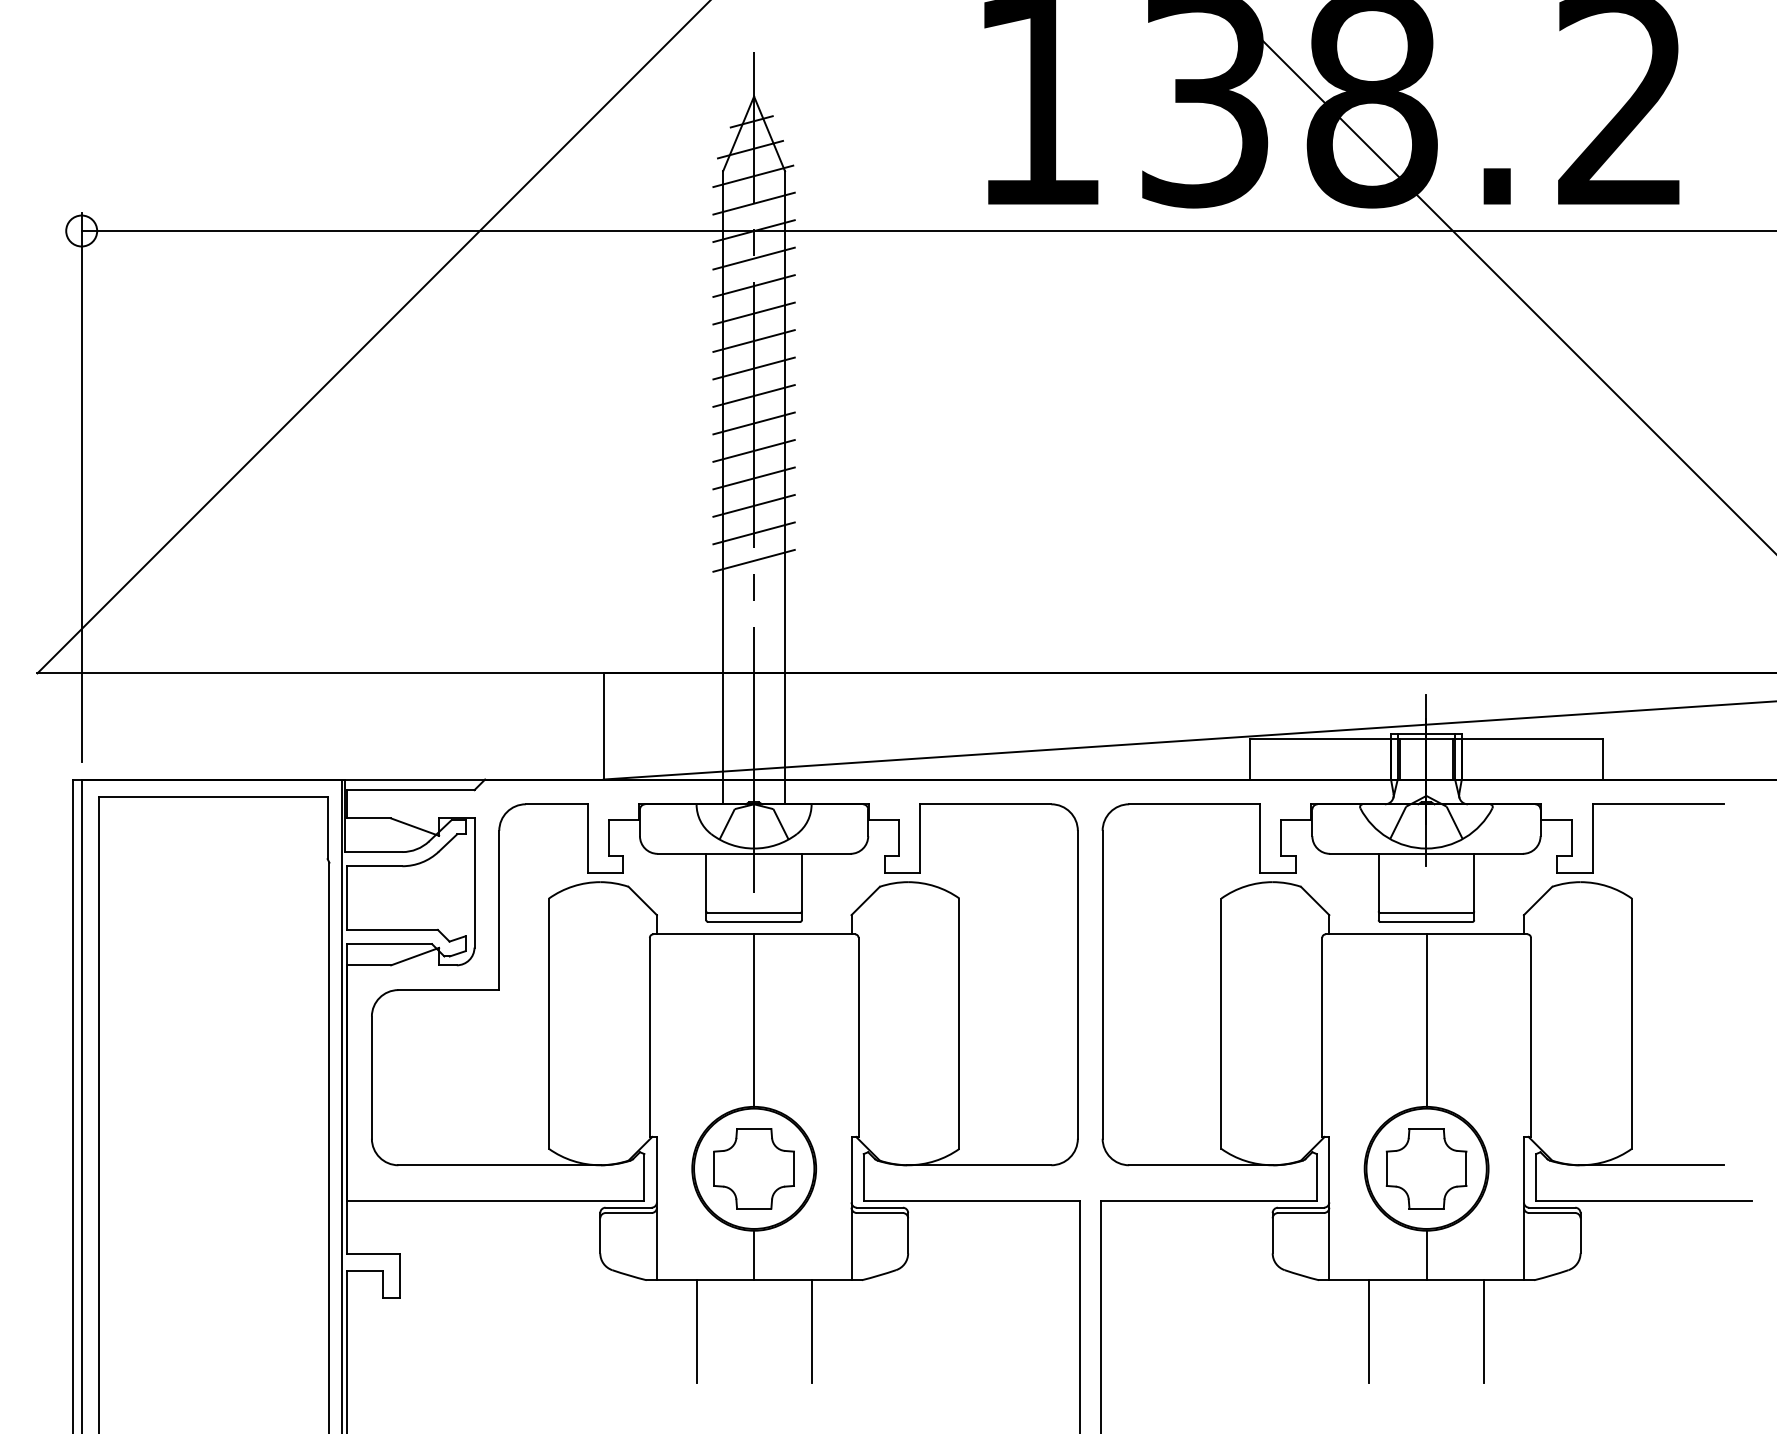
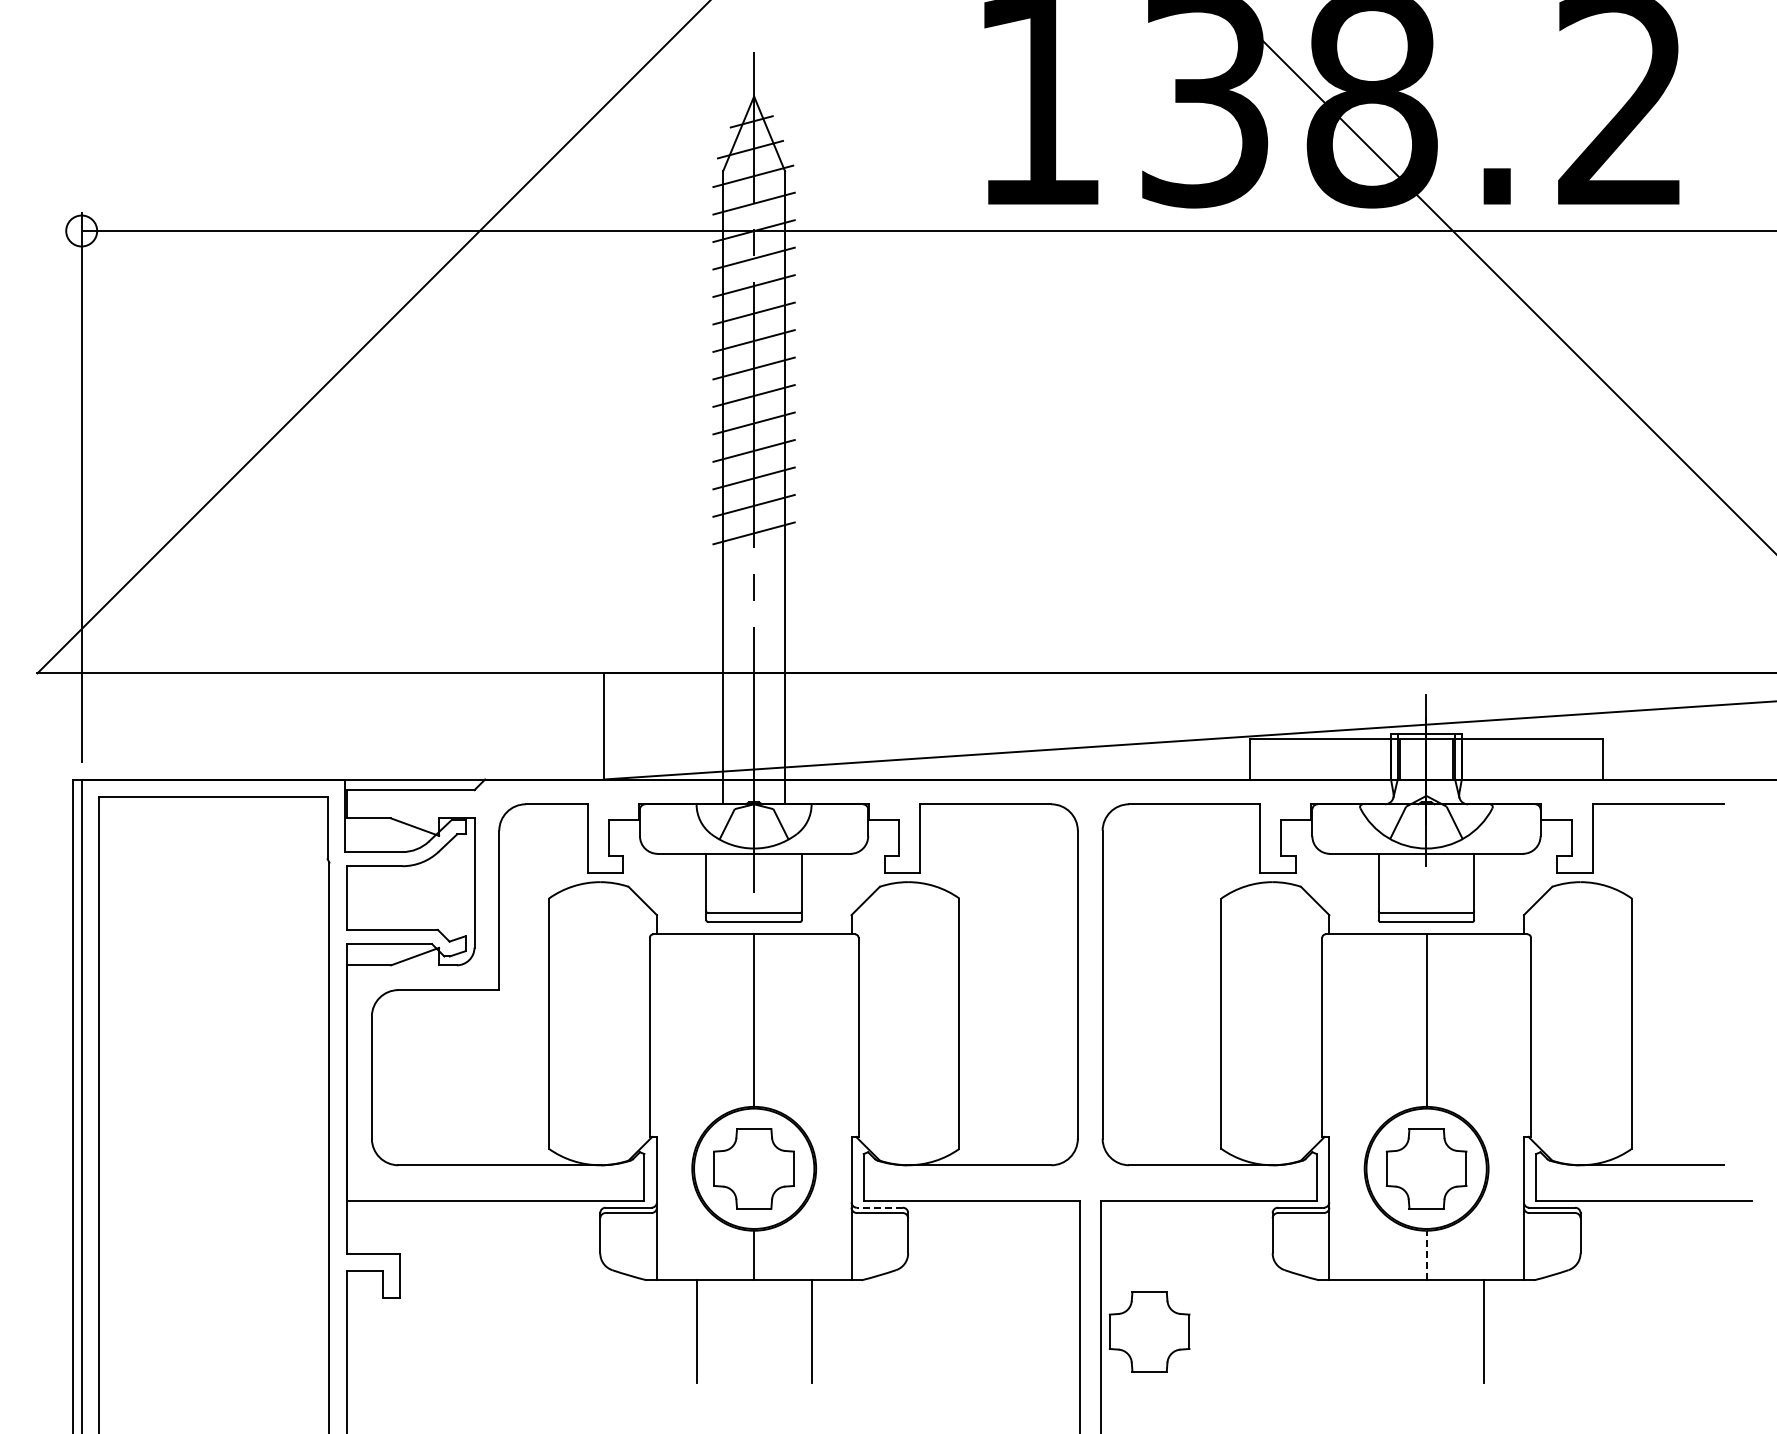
line: present -> none (753, 560)
line: present -> none (341, 1104)
line: solid -> dashed (879, 1207)
line: solid -> dashed (1426, 1255)
part: none -> present (1149, 1331)
line: present -> none (1369, 1331)
